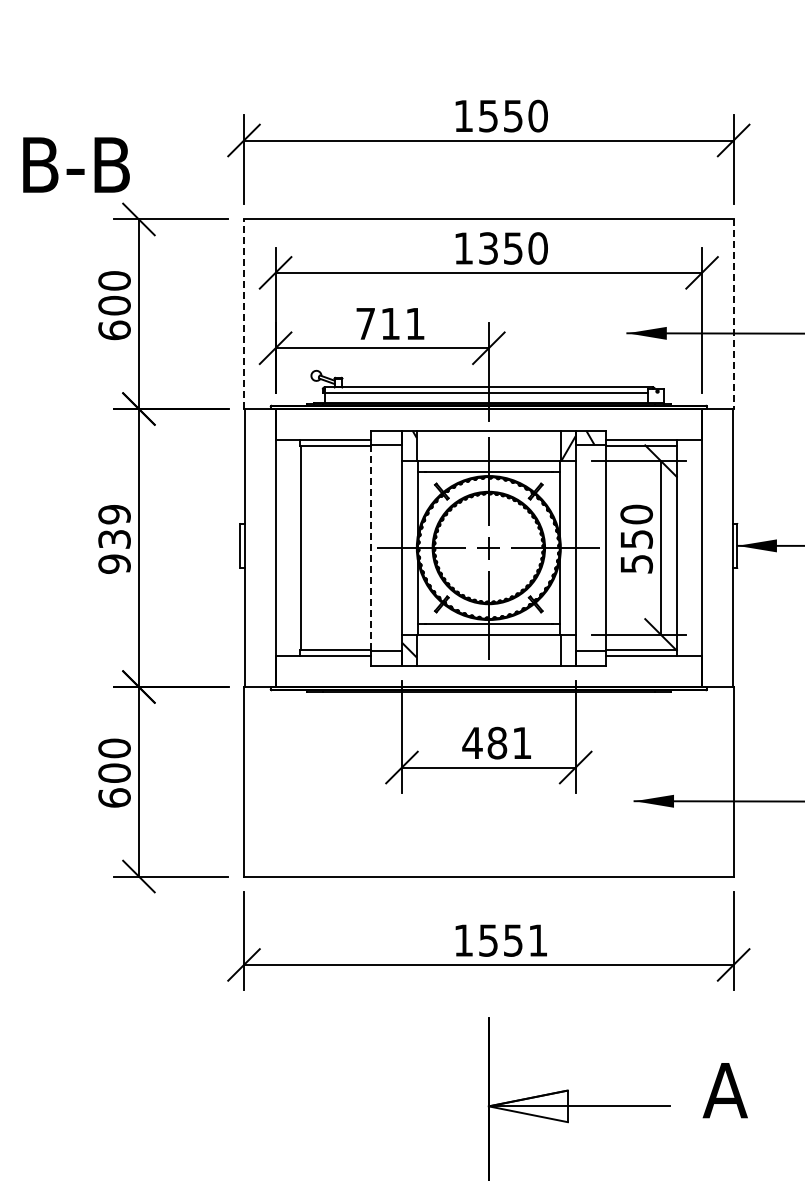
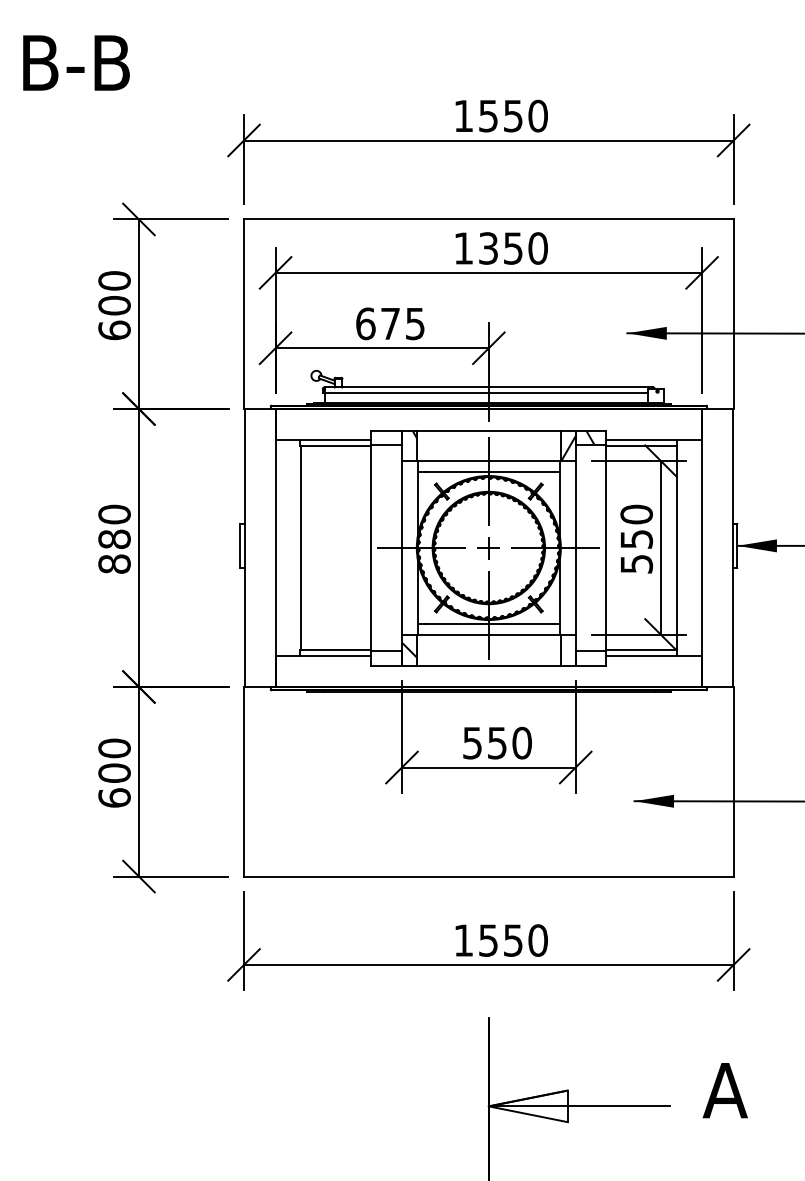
text position: (76, 164) -> (76, 62) (76, 62)
line: dashed -> solid (244, 314)
line: dashed -> solid (733, 314)
text: 711 -> 675 (390, 323)
text: 939 -> 880 (114, 538)
line: dashed -> solid (371, 548)
text: 481 -> 550 (496, 742)
text: 1551 -> 1550 (537, 940)
